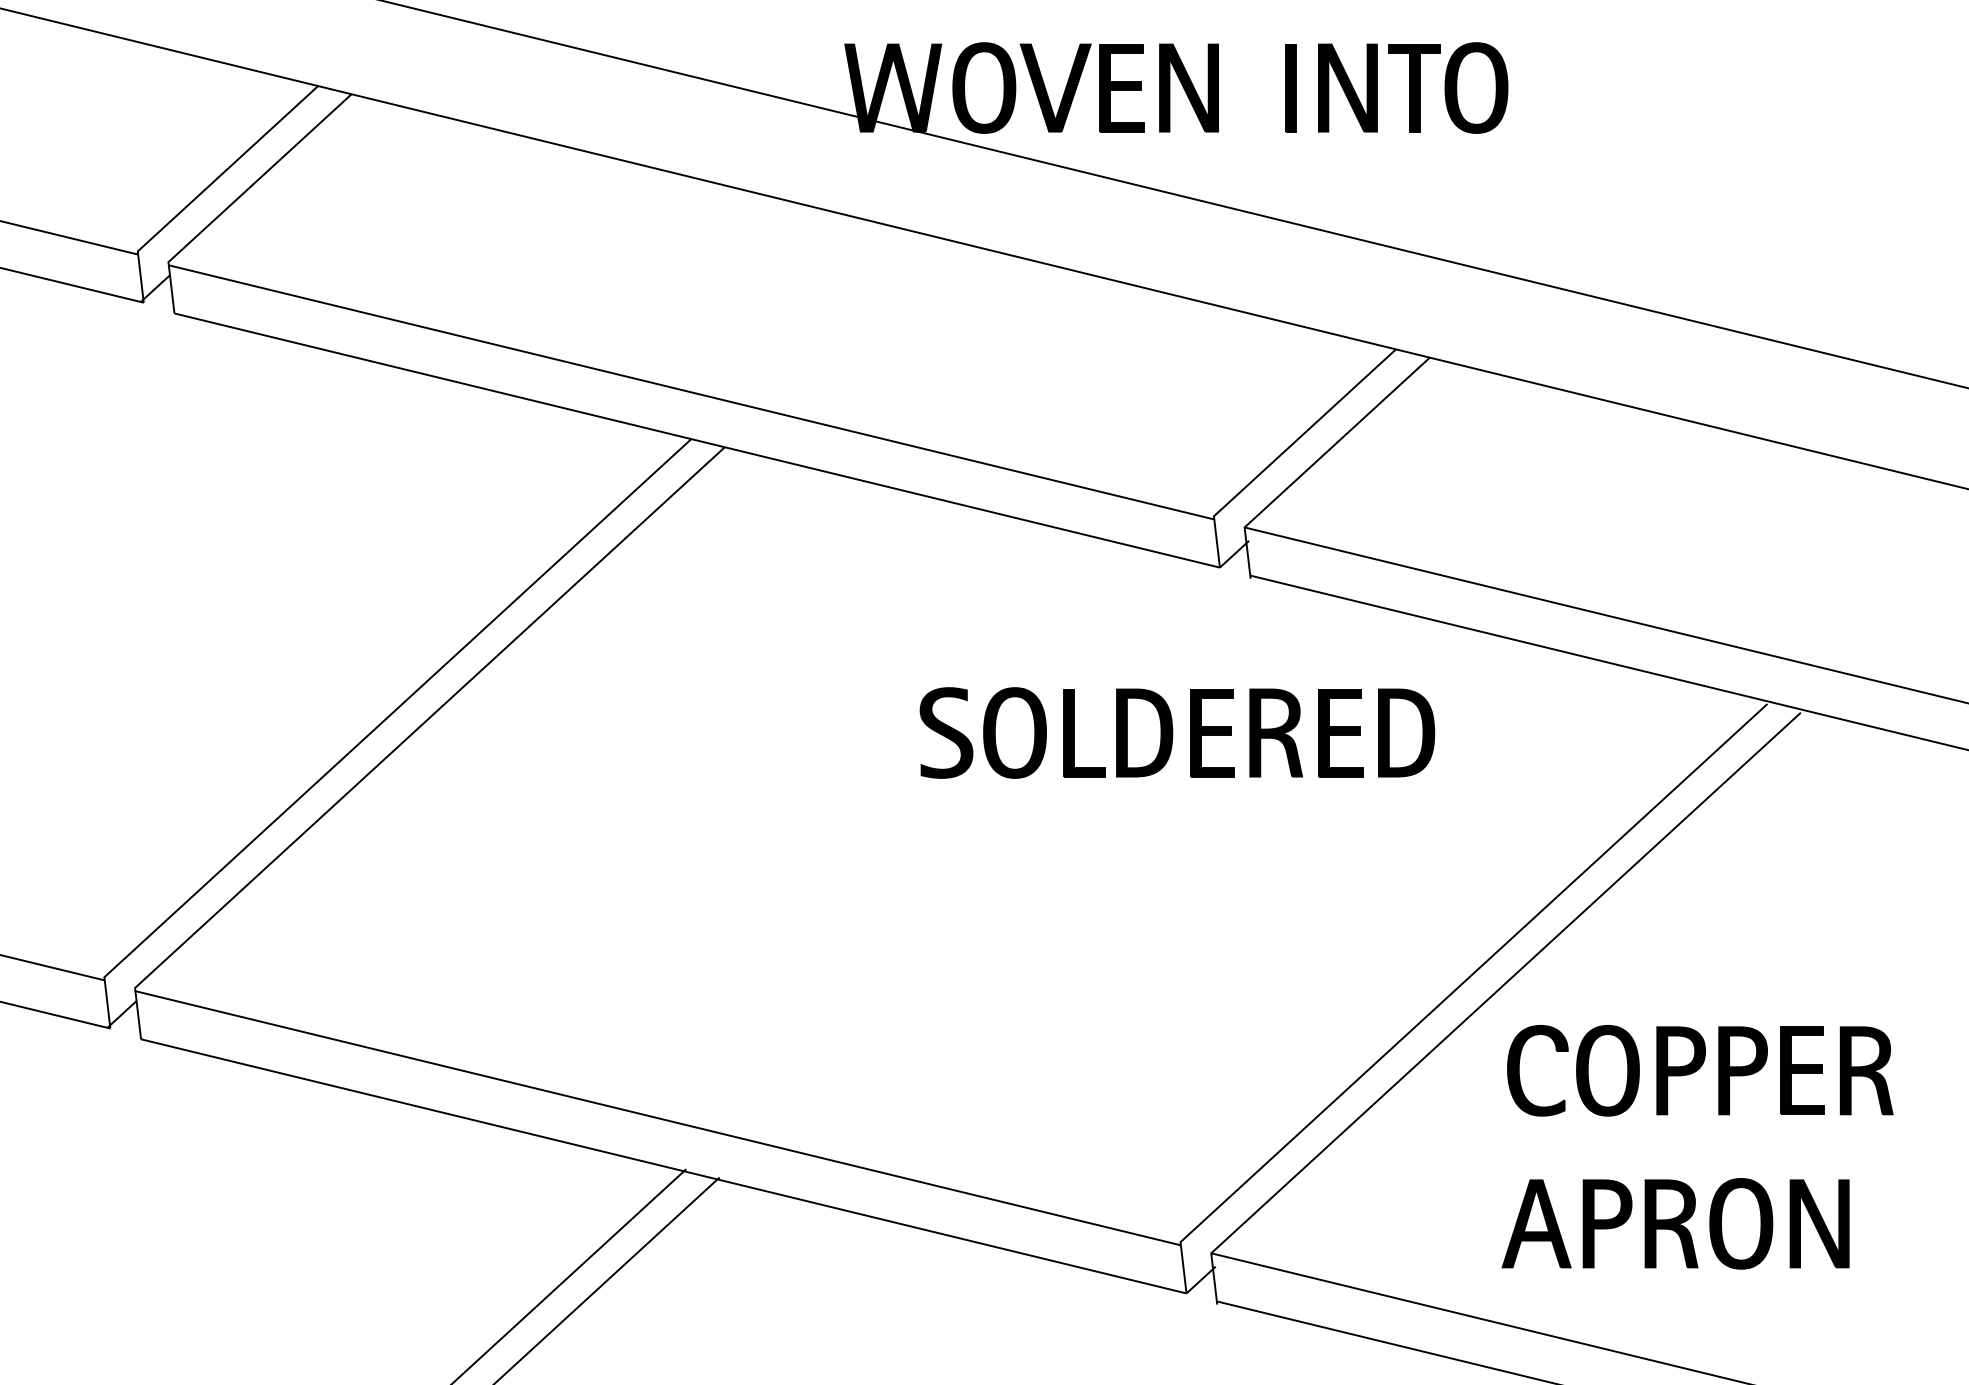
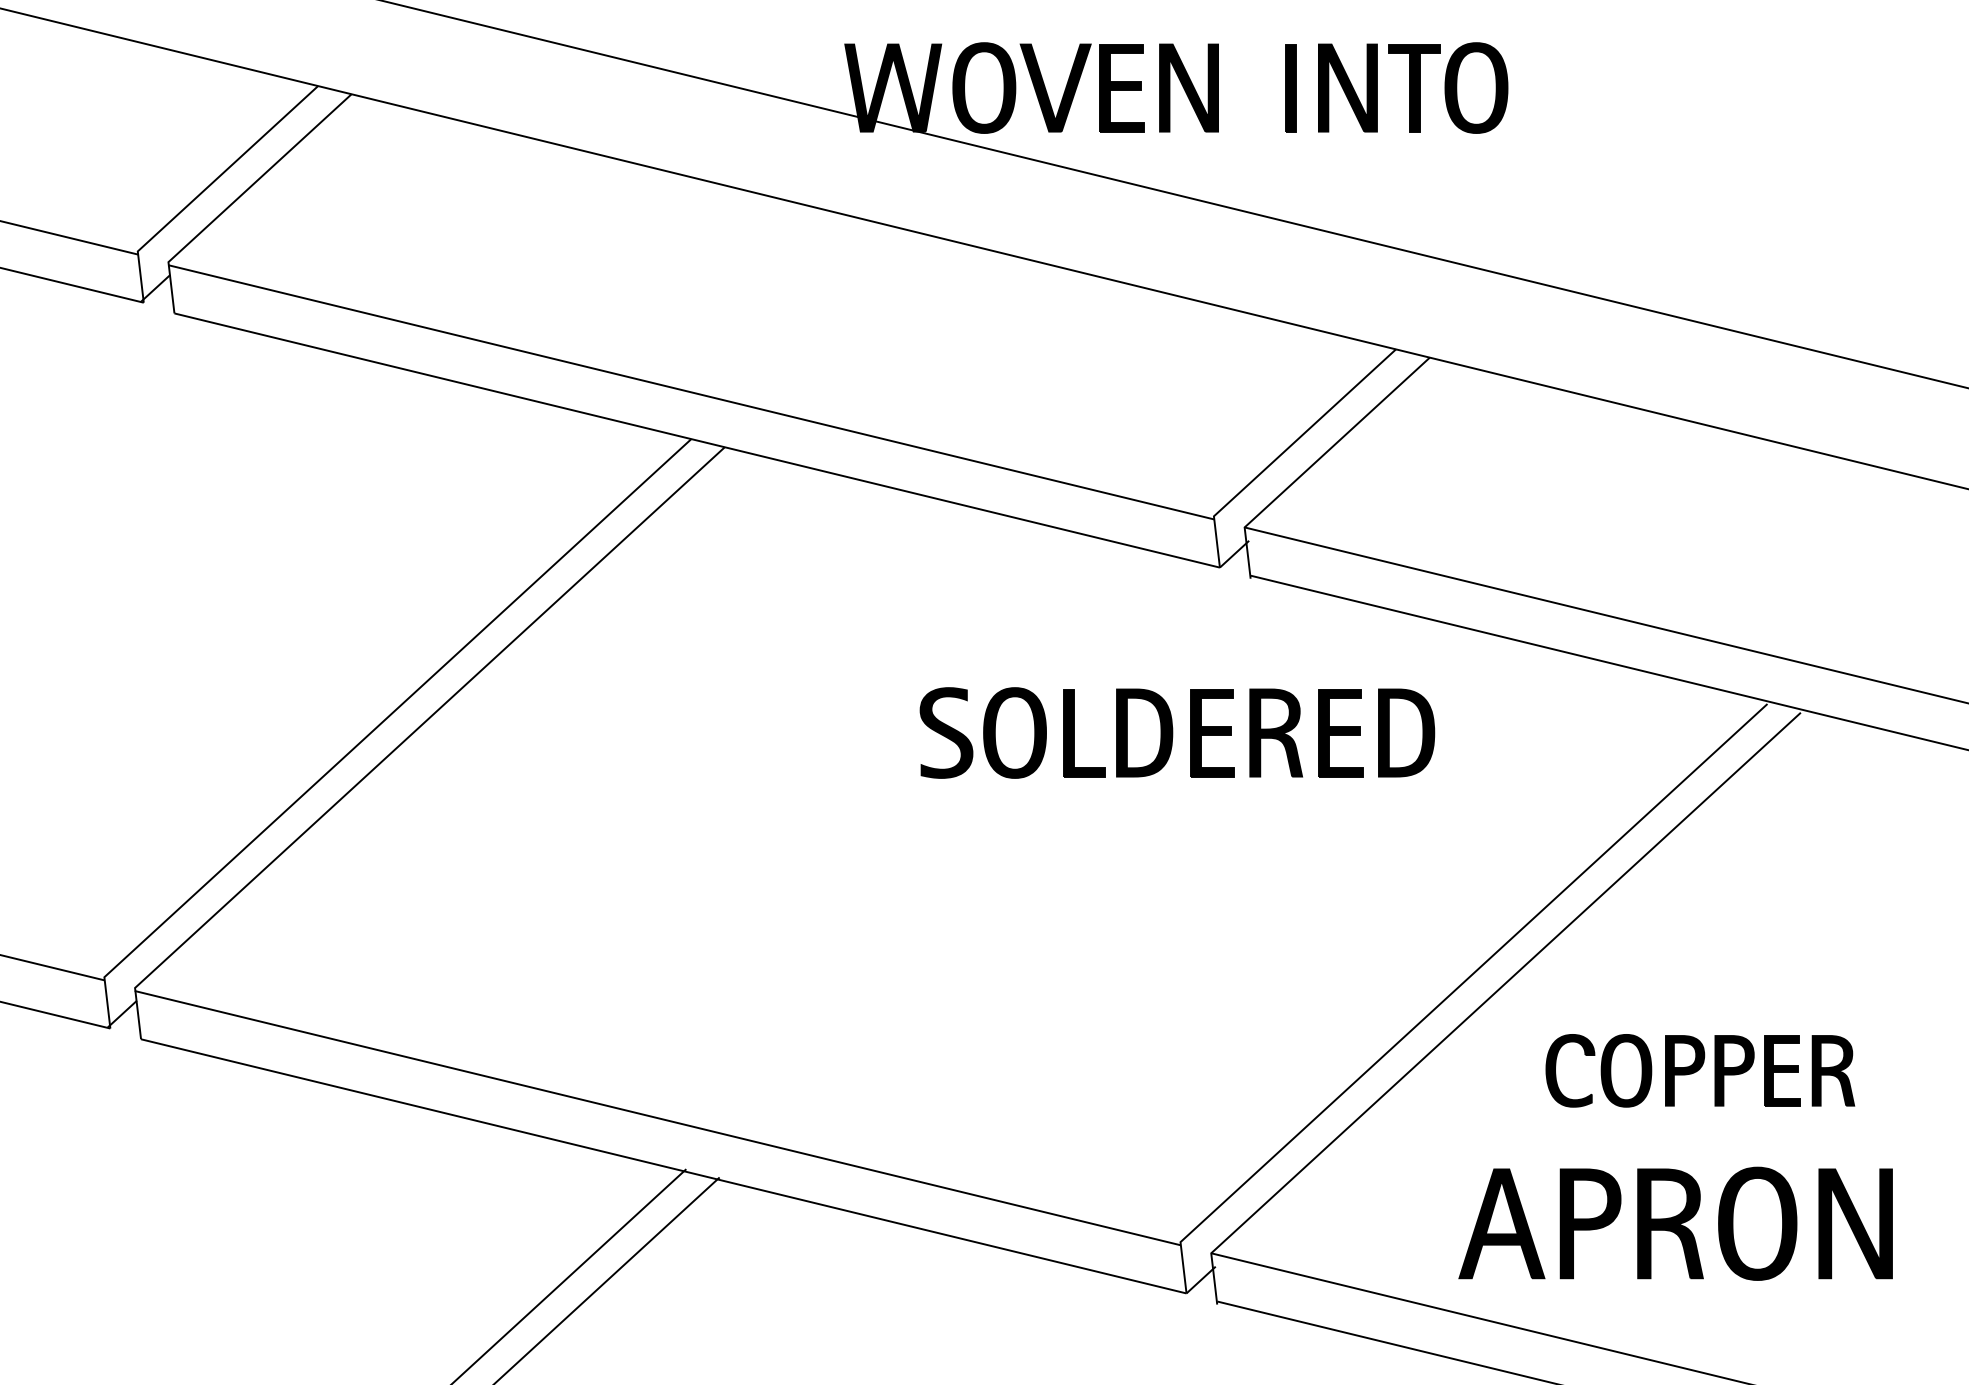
part size: 387x92 px -> 311x74 px (1700, 1070)
part size: 349x92 px -> 435x115 px (1675, 1223)
